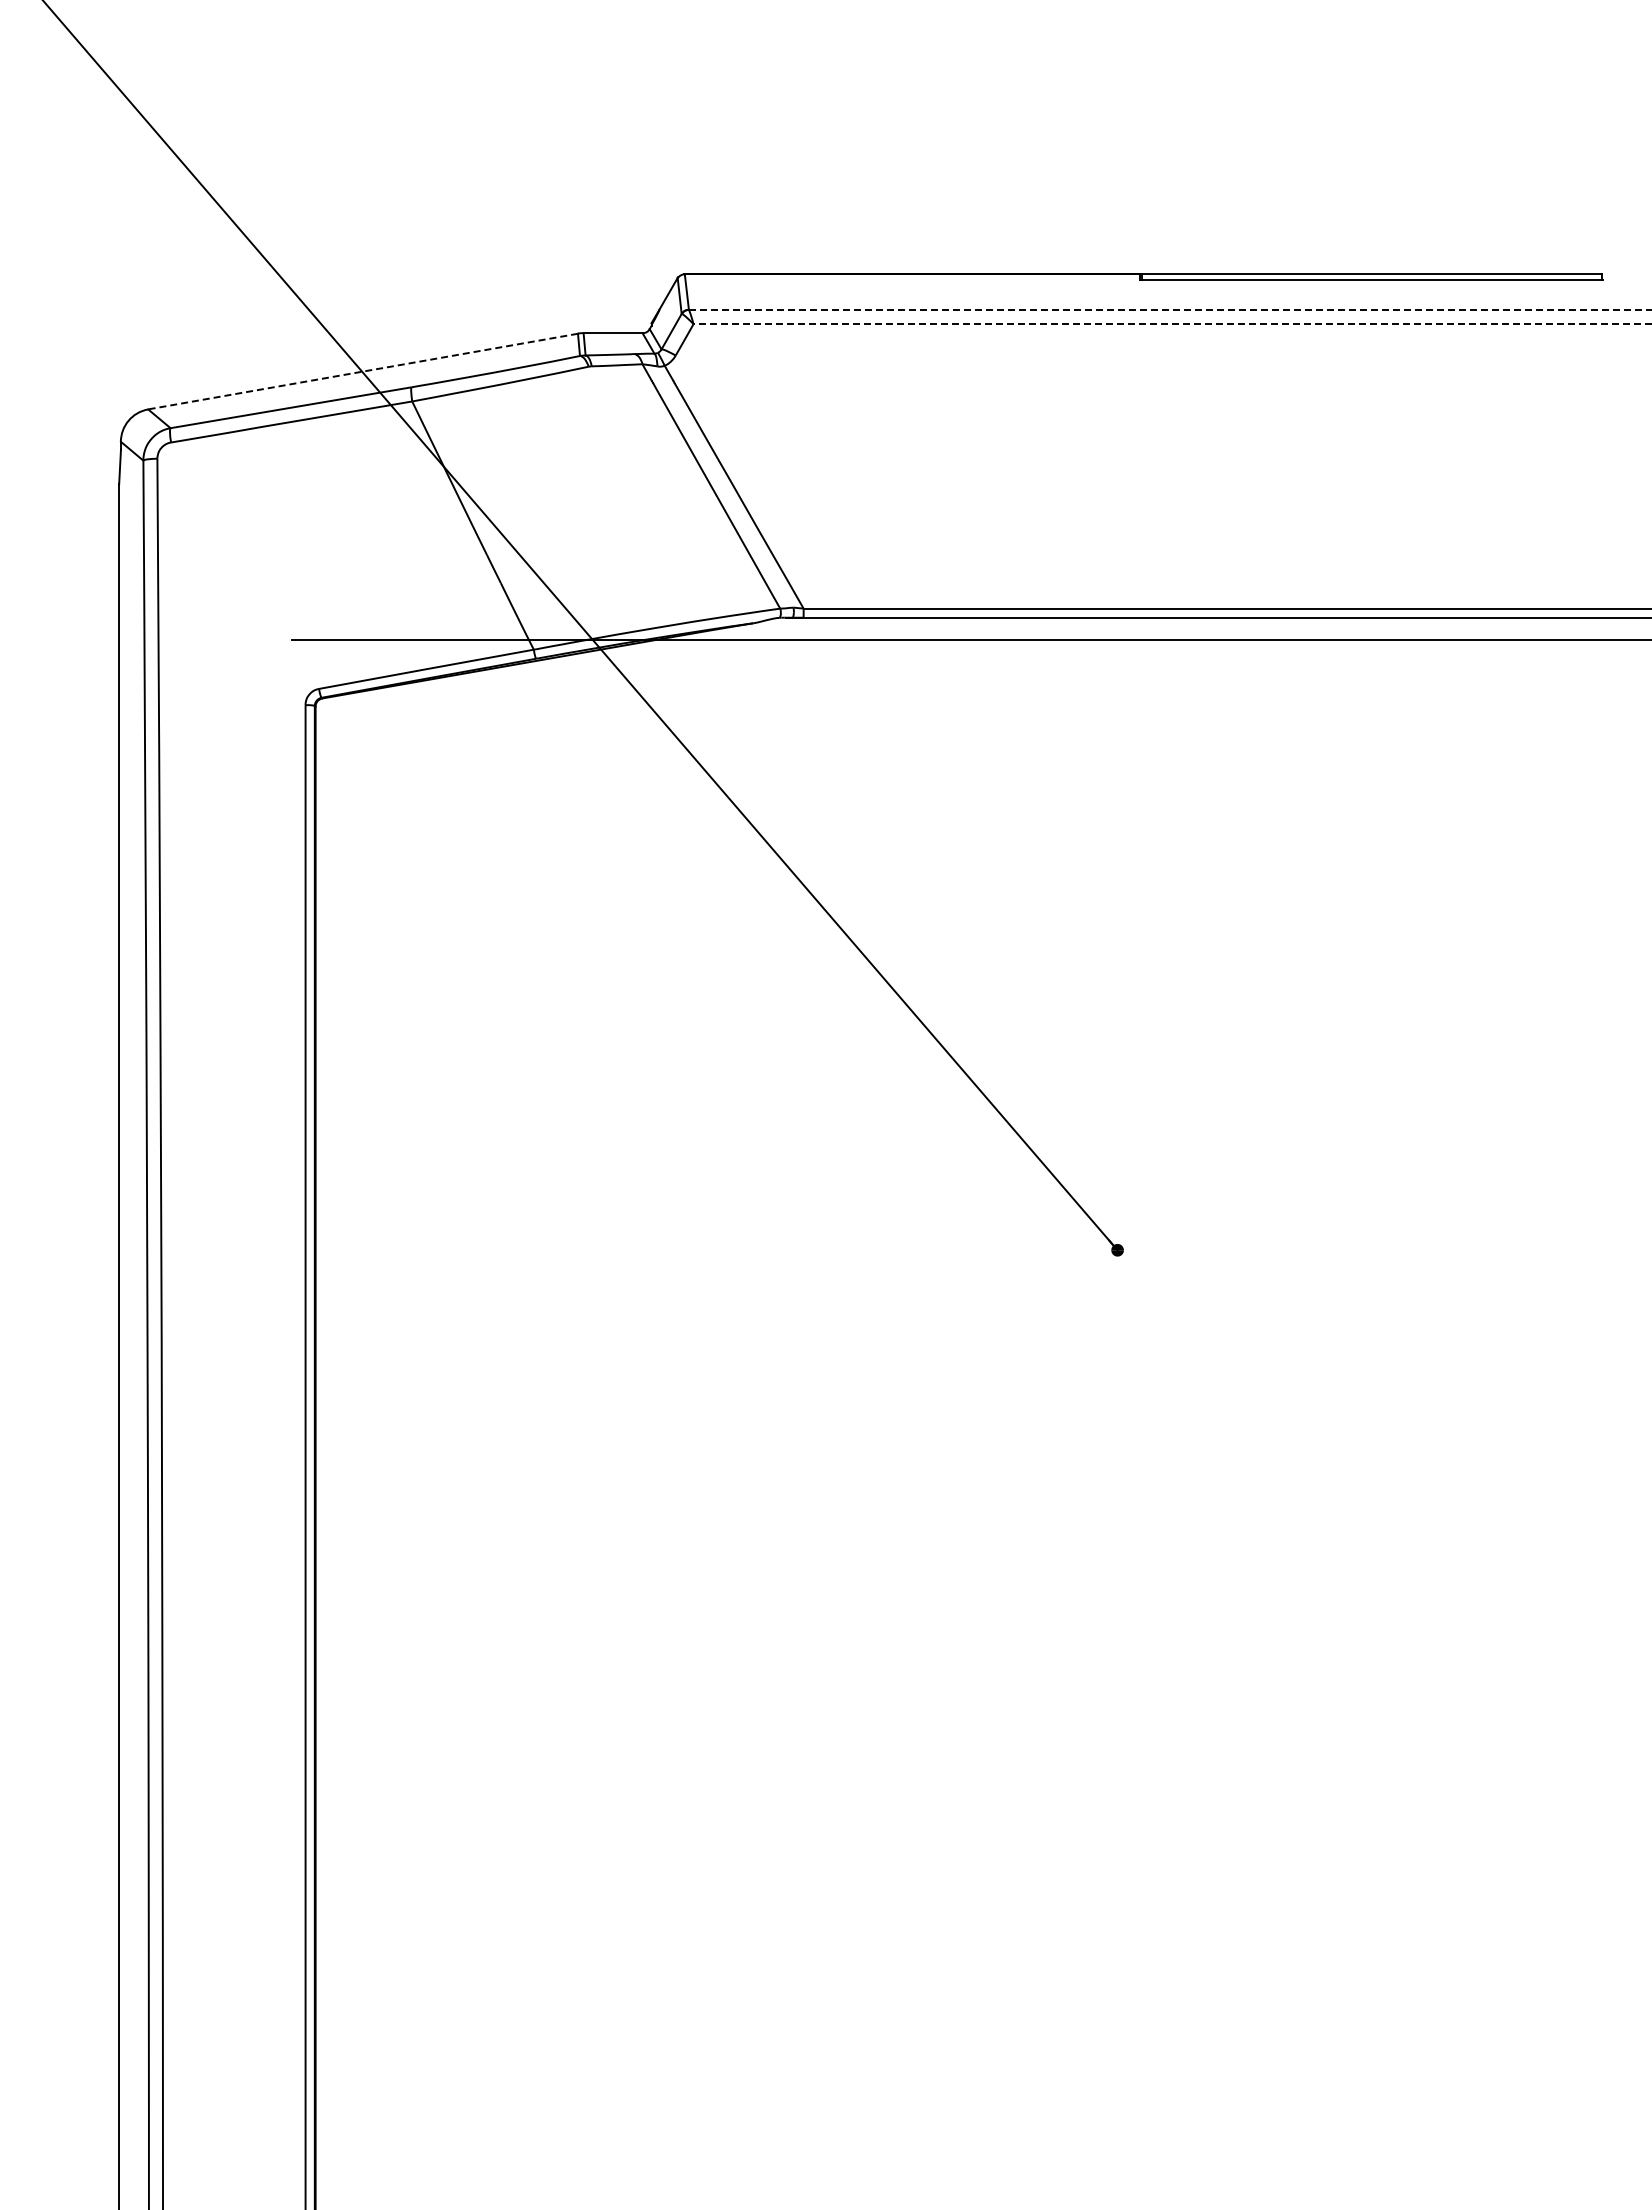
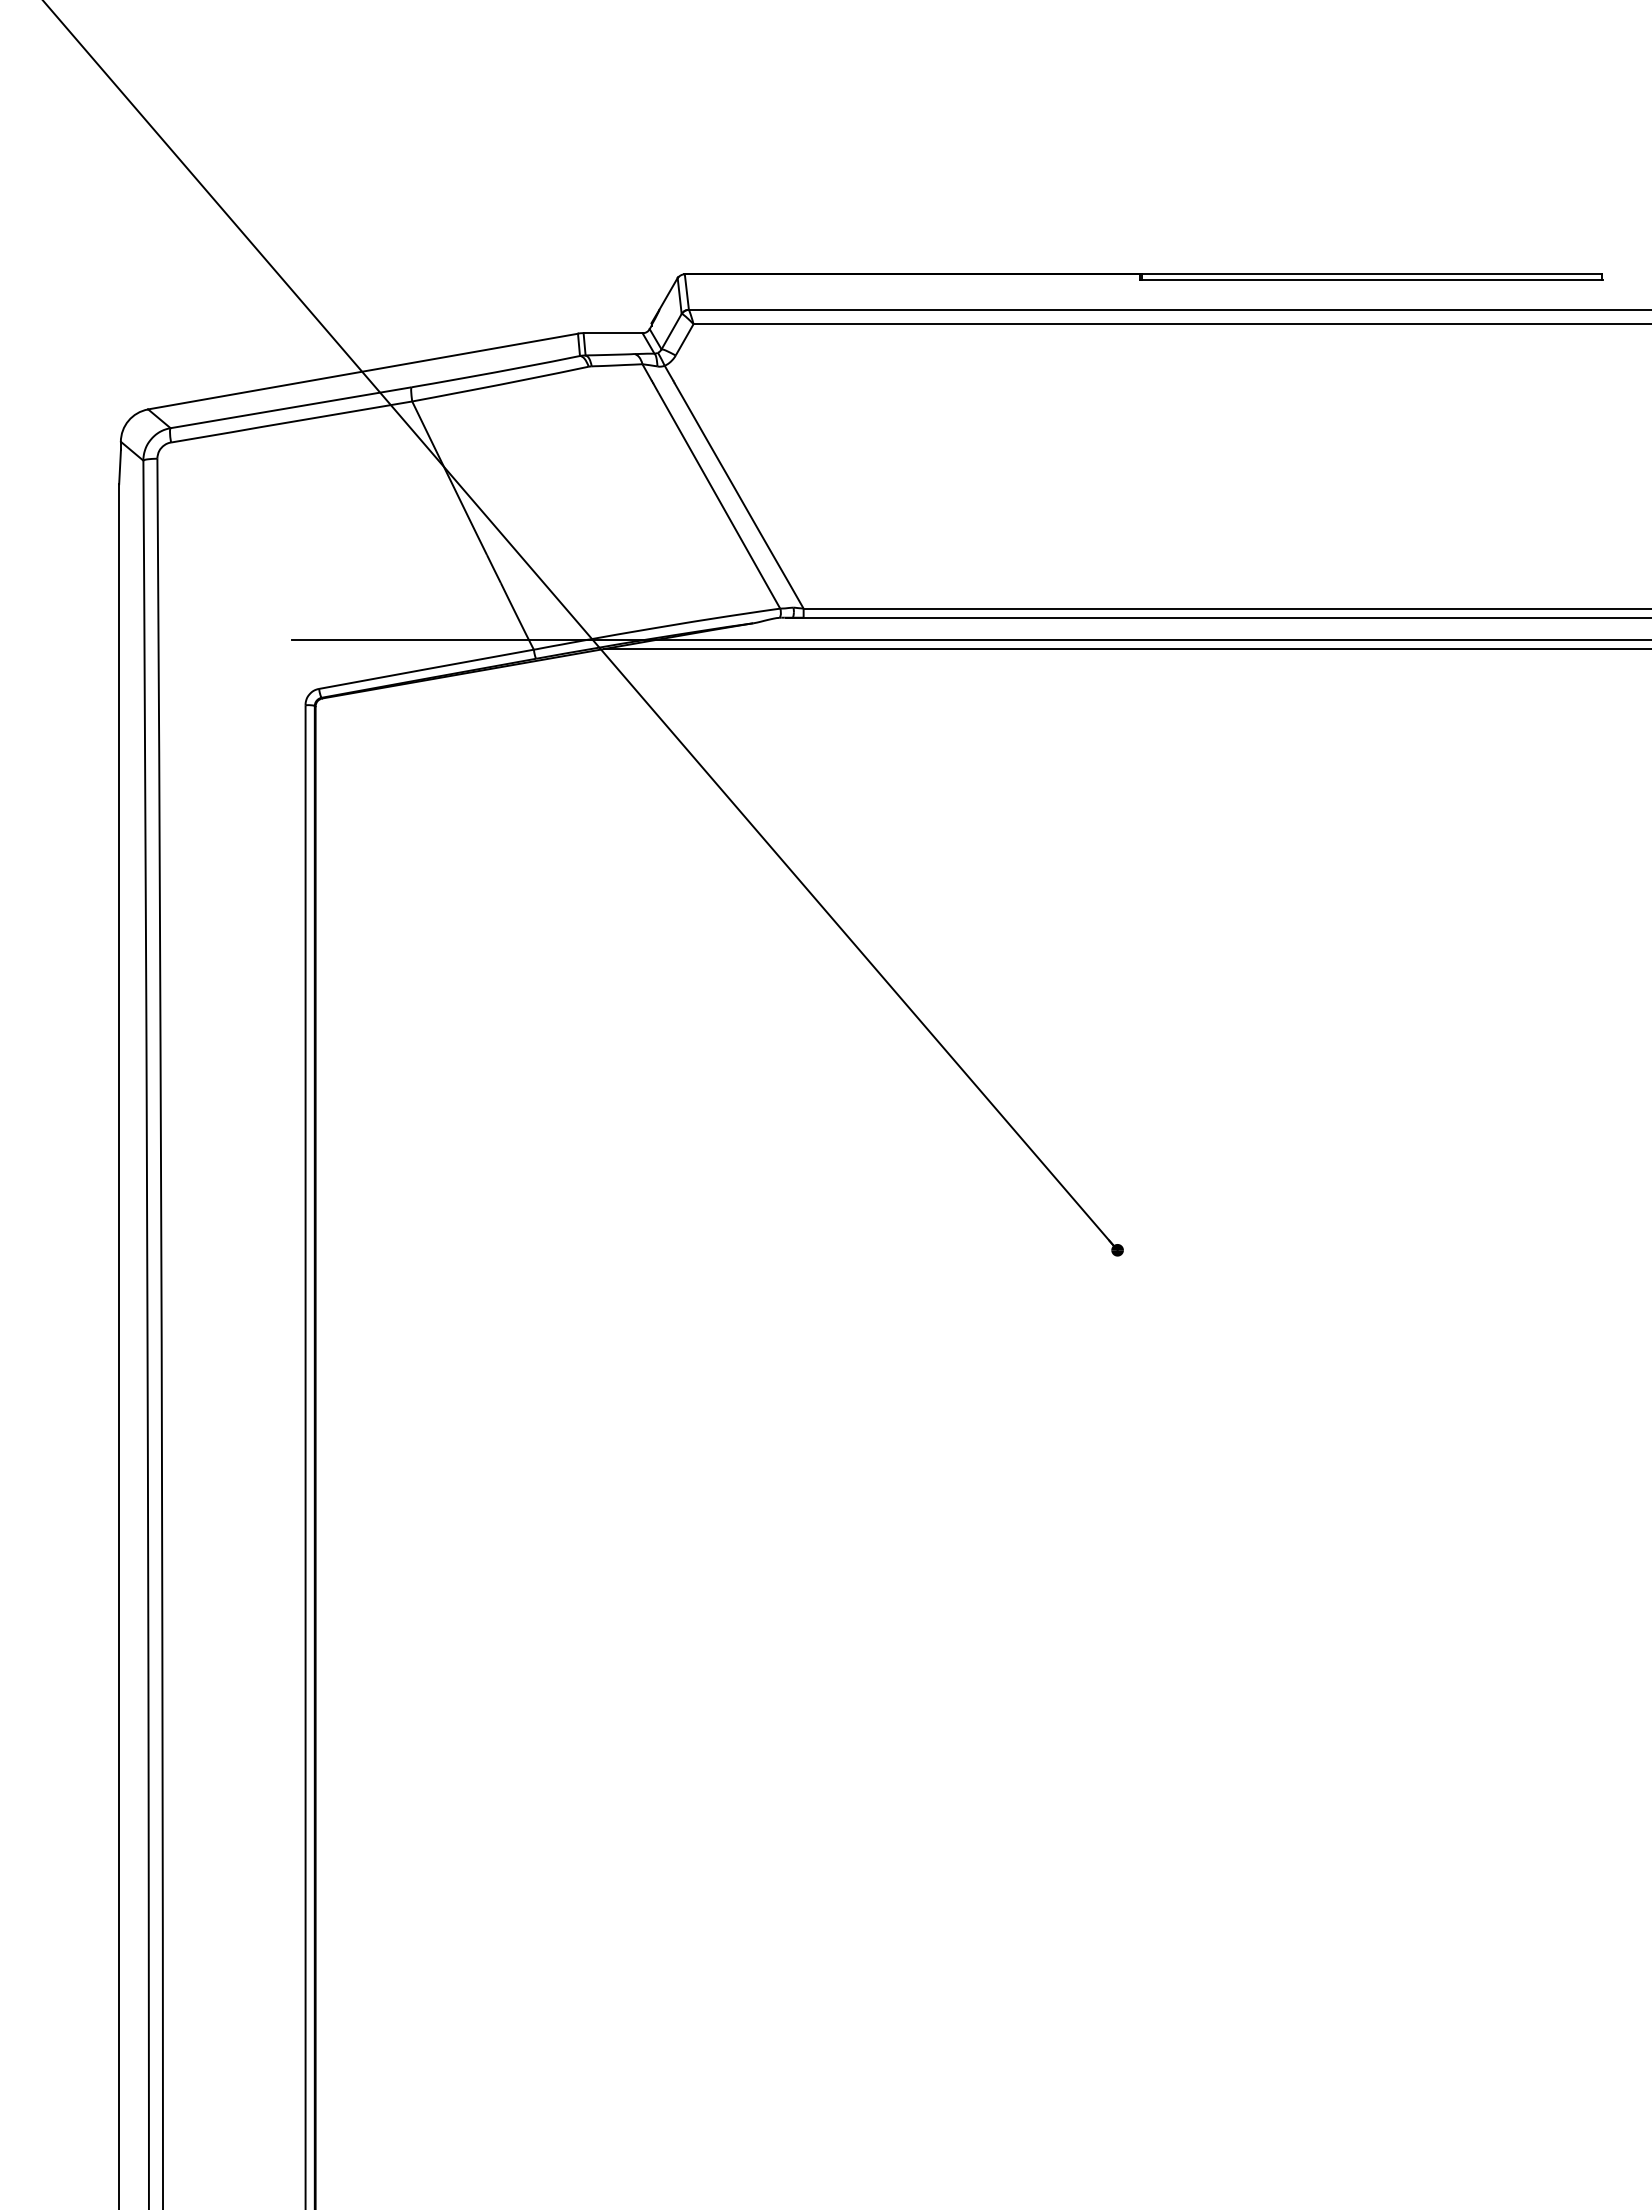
line: dashed -> solid (1170, 309)
line: dashed -> solid (1172, 324)
line: dashed -> solid (362, 371)
line: none -> present (1126, 649)
